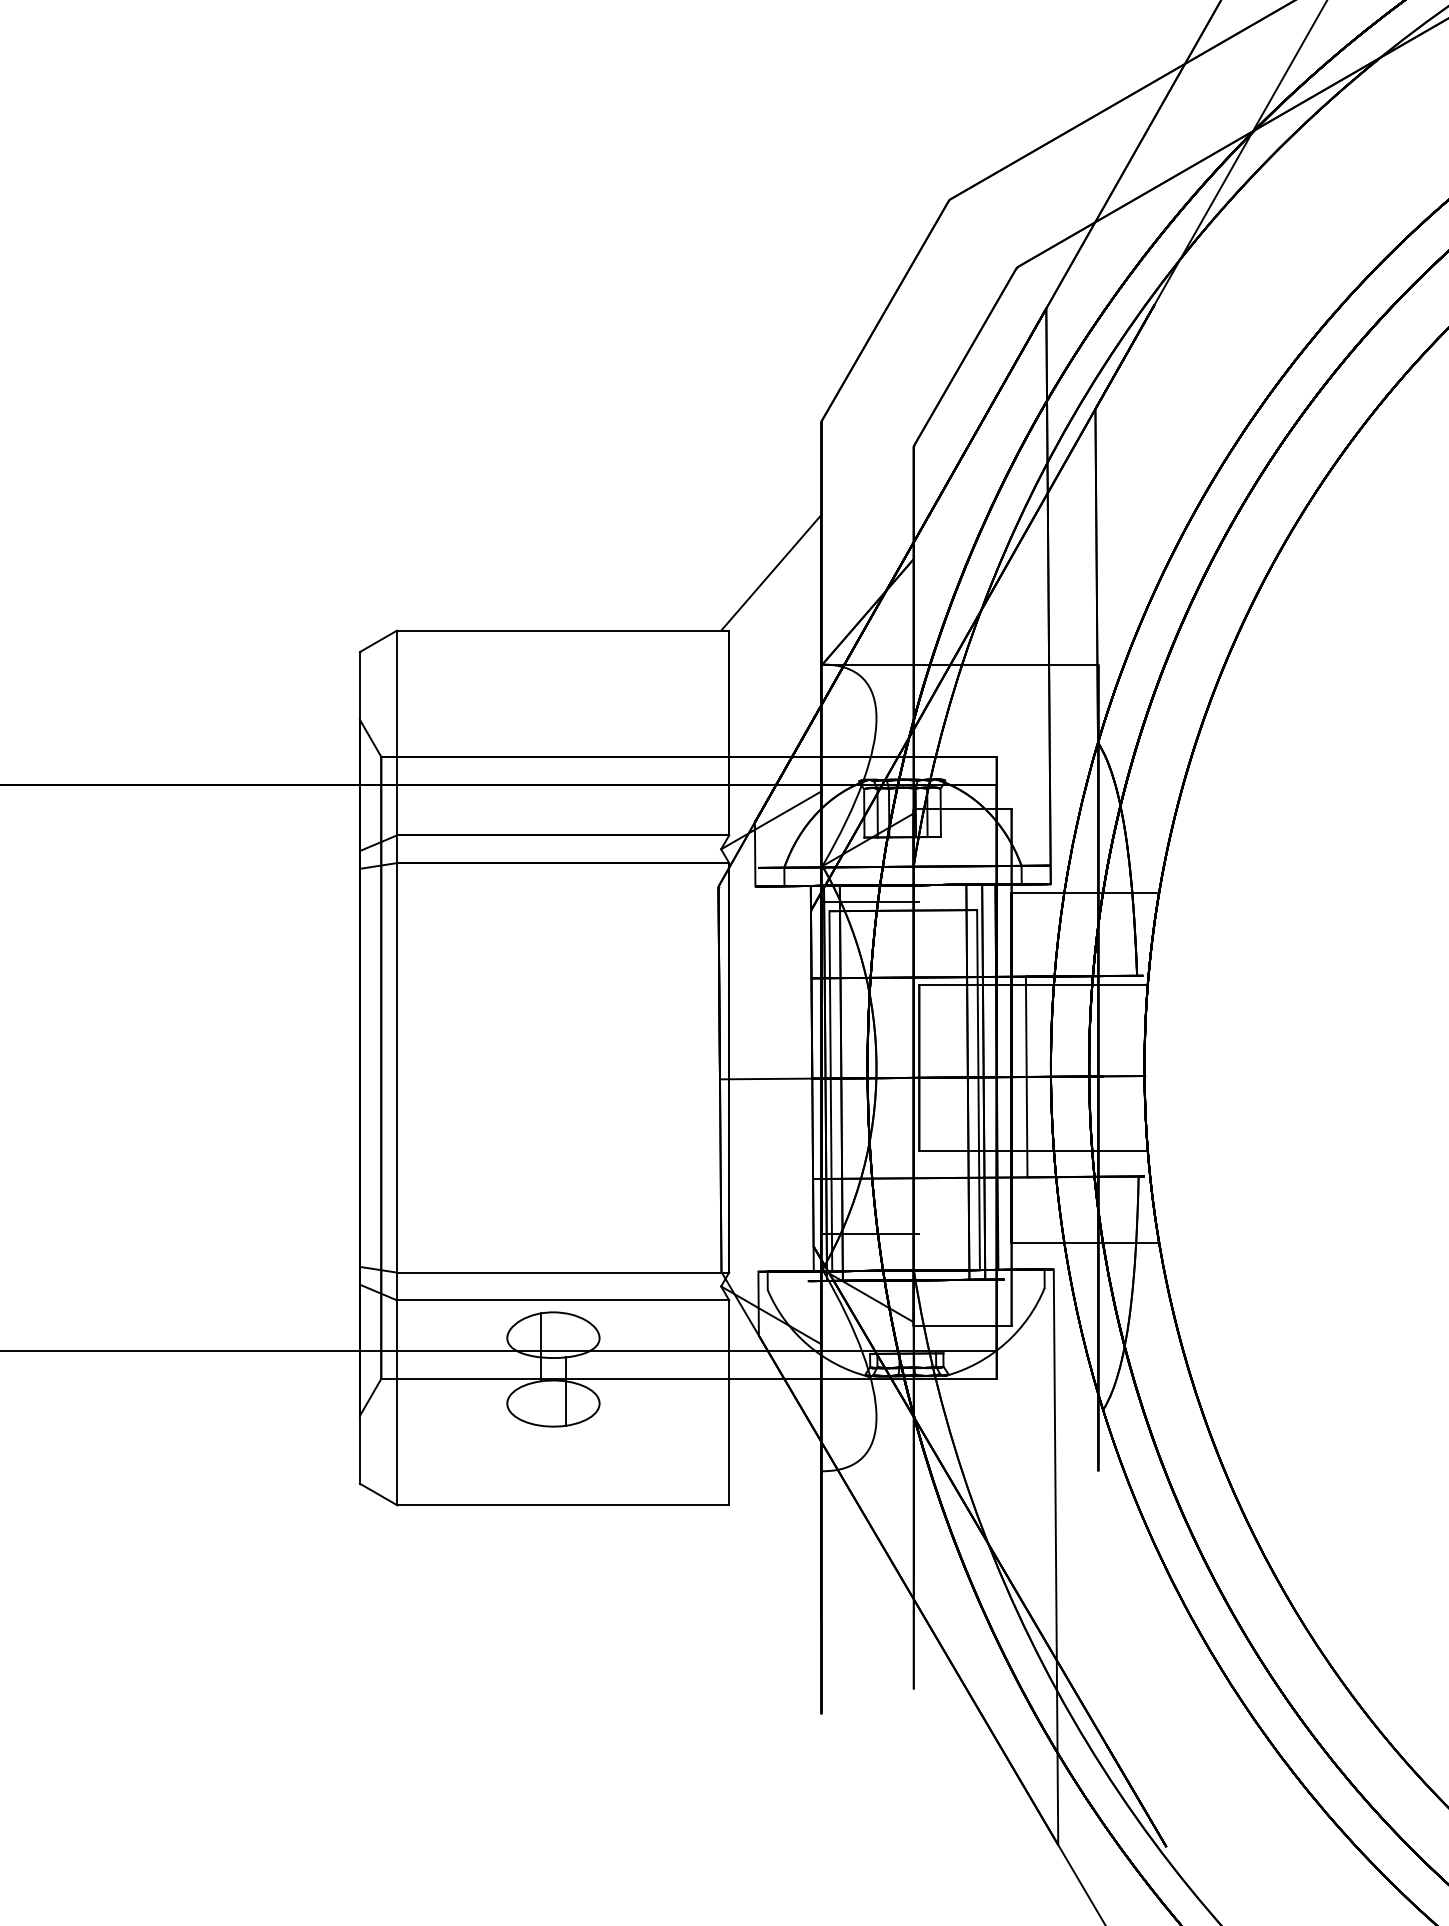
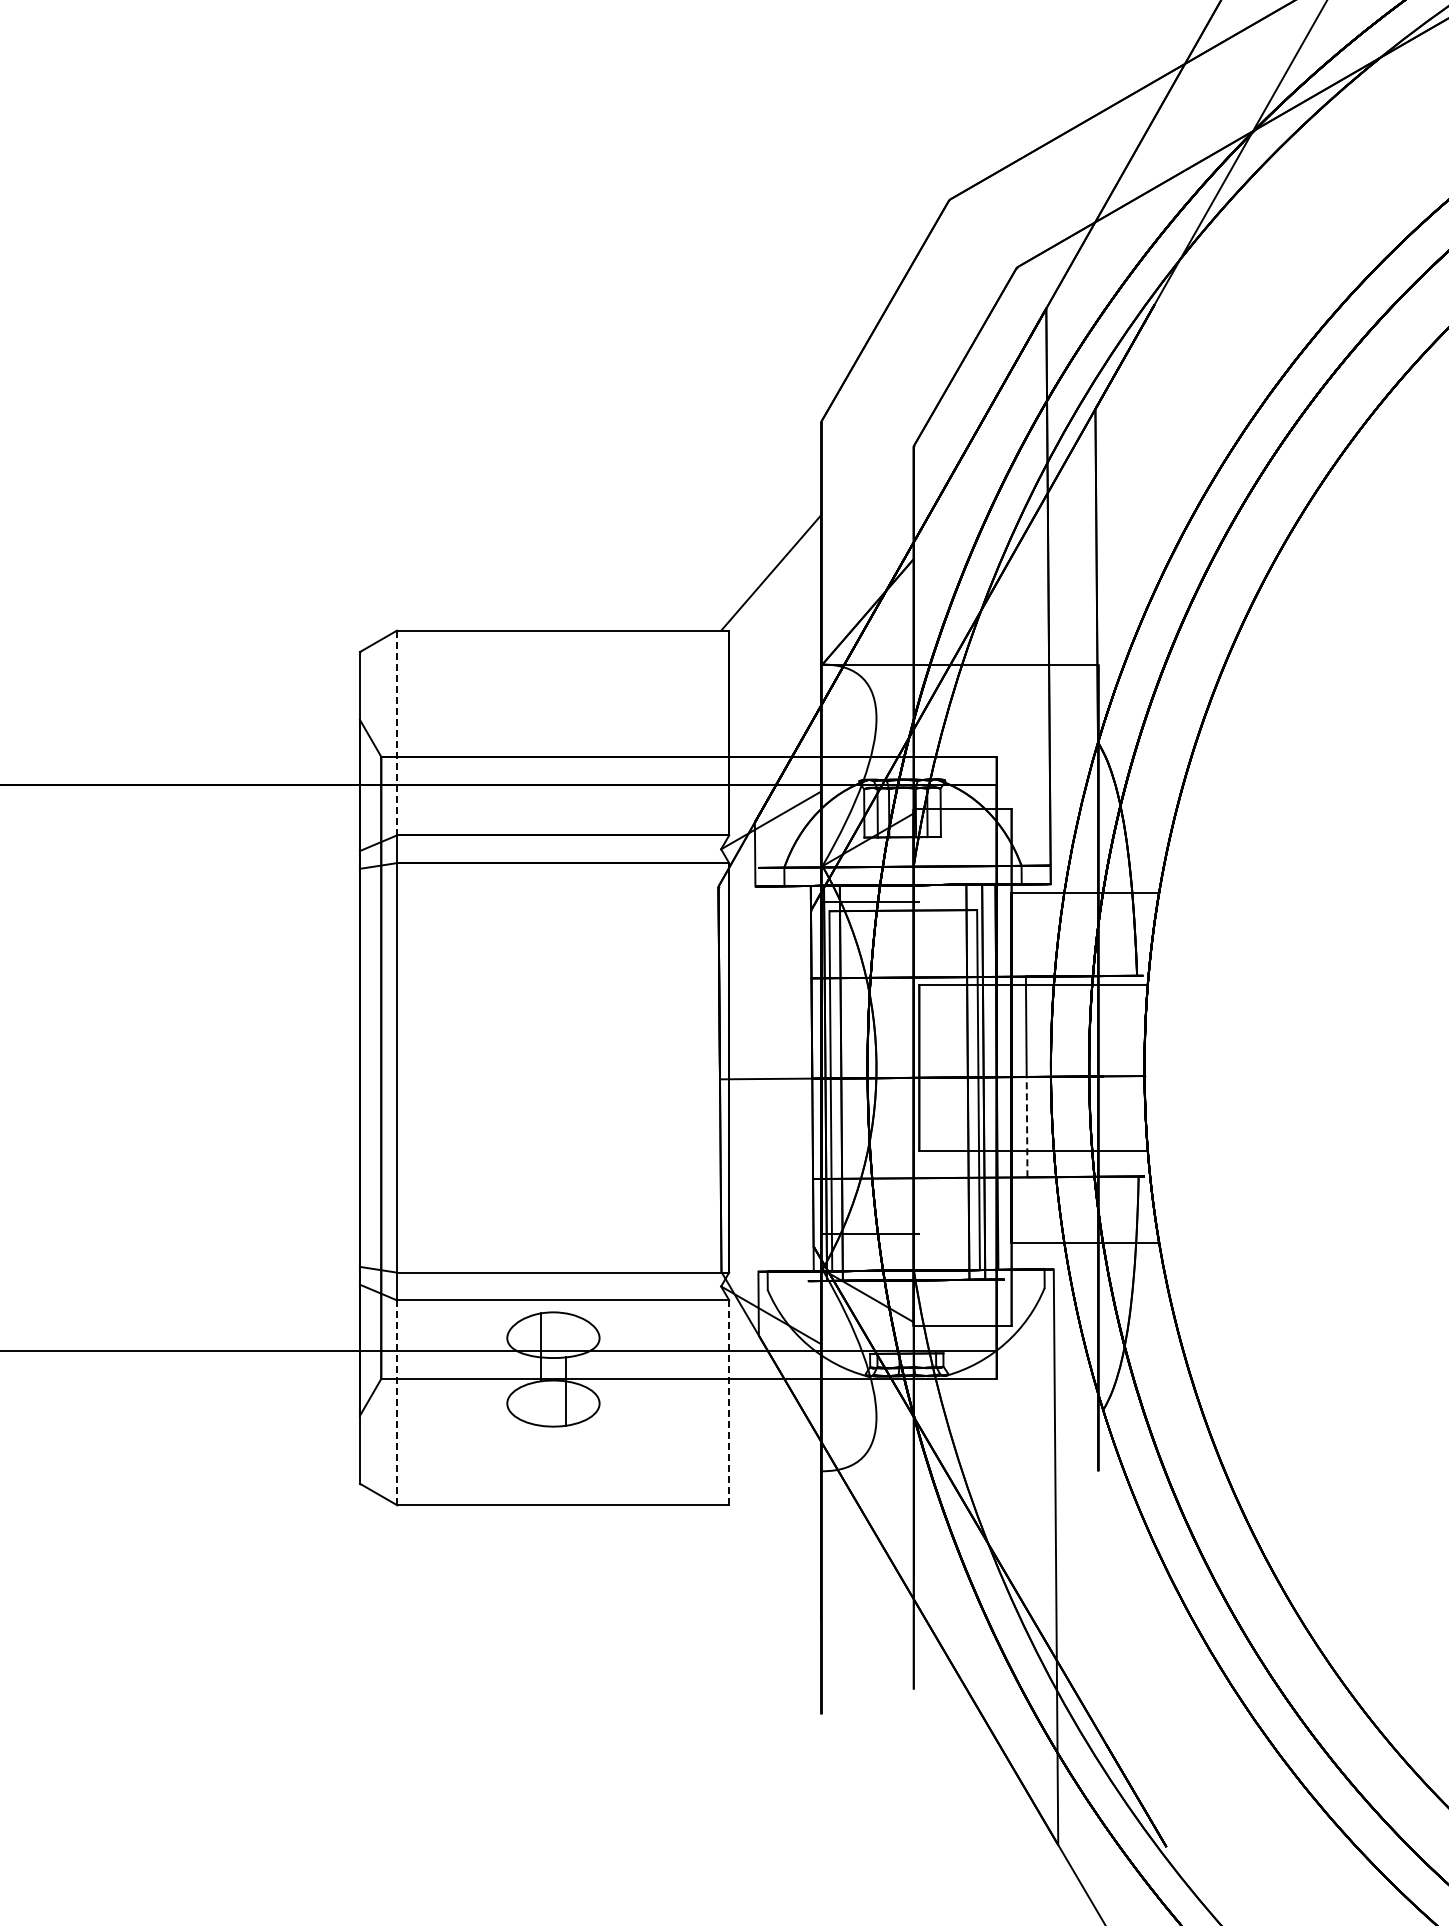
line: solid -> dashed (396, 733)
line: solid -> dashed (1027, 1126)
line: solid -> dashed (729, 1402)
line: solid -> dashed (396, 1403)
